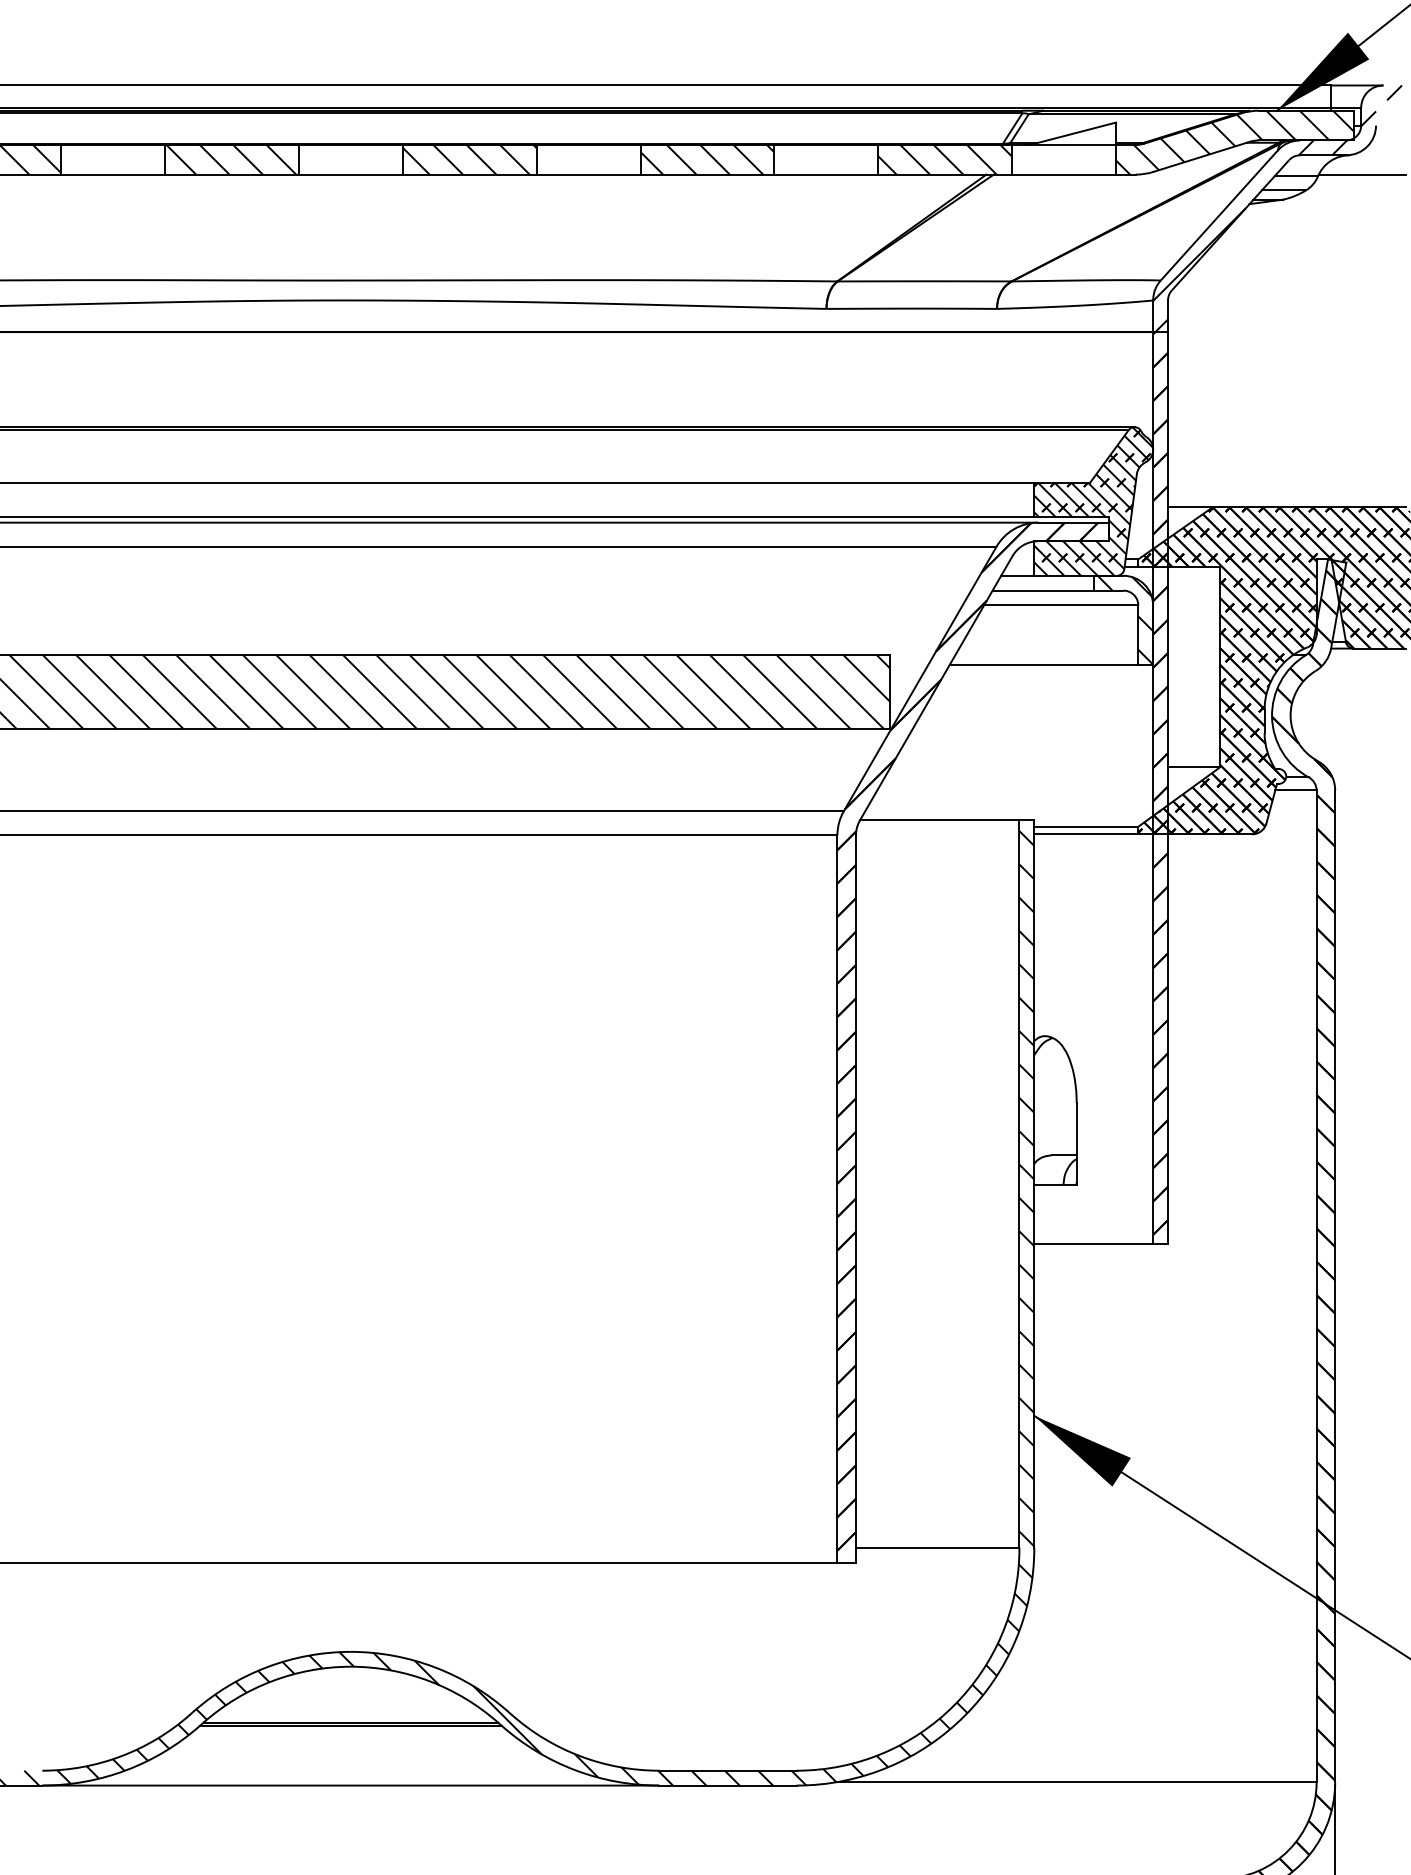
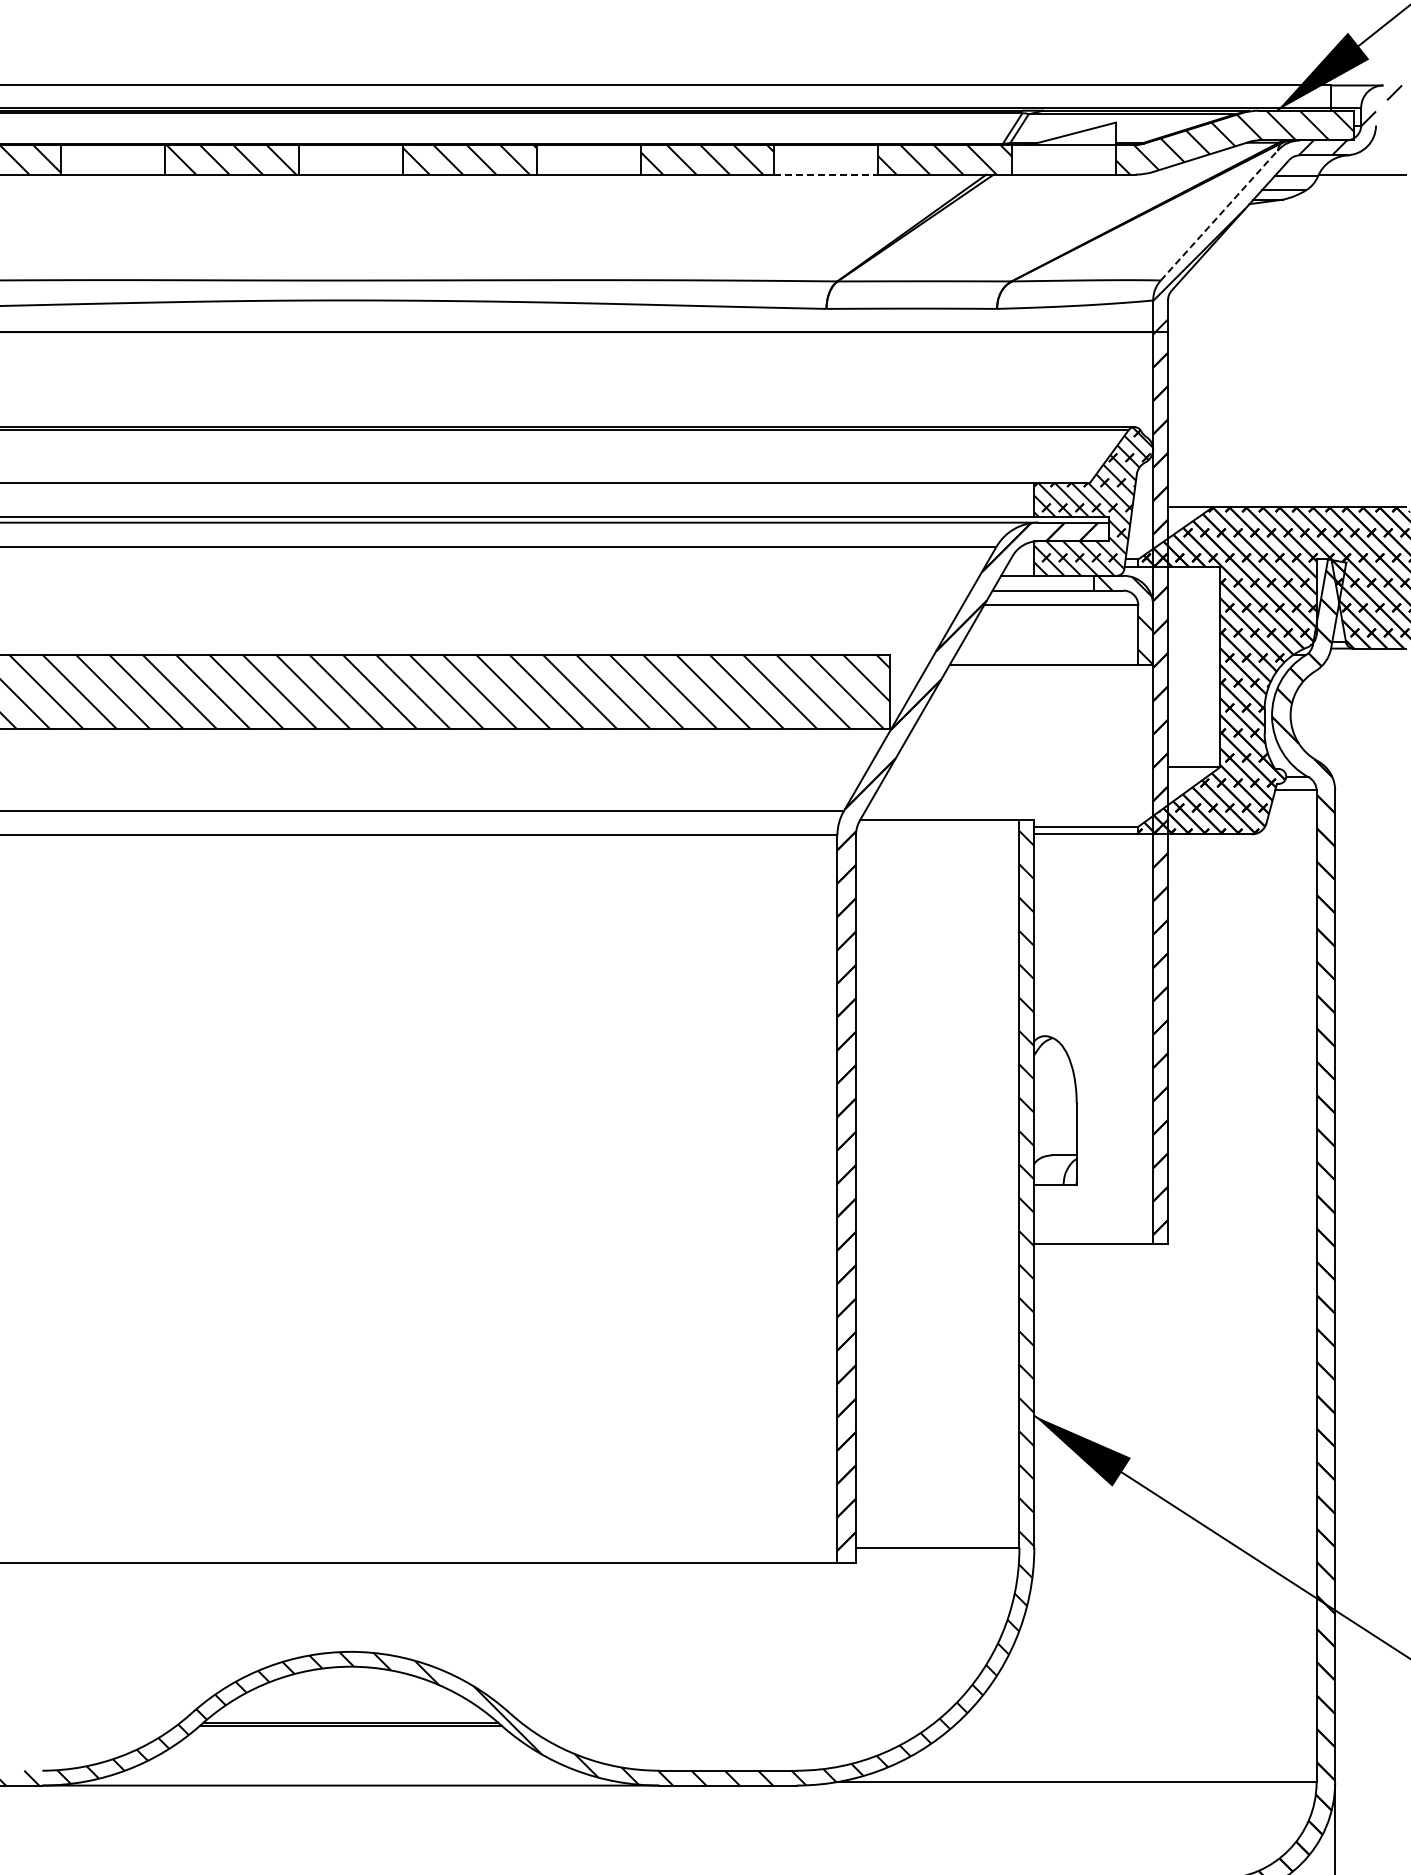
line: solid -> dashed (826, 174)
line: solid -> dashed (1219, 215)
